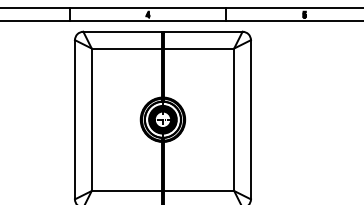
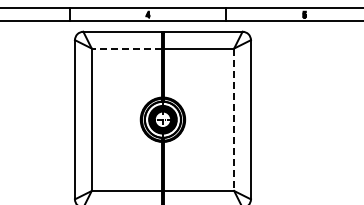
line: solid -> dashed (126, 48)
line: solid -> dashed (234, 120)
